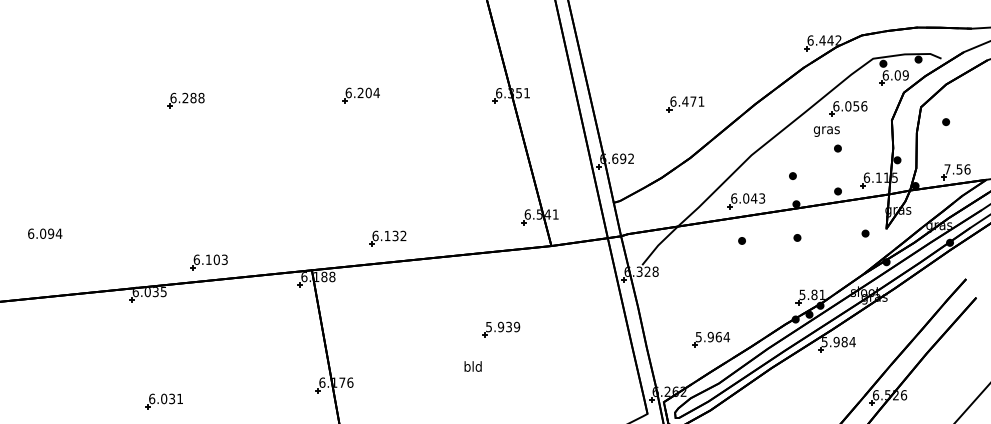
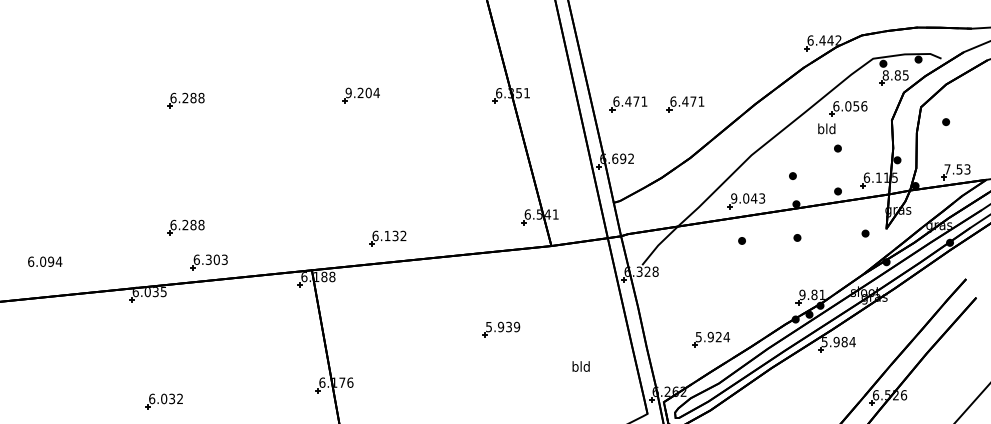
text: 6.09 -> 8.85 (895, 75)
text: 6.204 -> 9.204 (348, 92)
part: none -> present (628, 104)
text: gras -> bld (826, 129)
text: 7.56 -> 7.53 (967, 169)
text: 6.043 -> 9.043 (734, 198)
part: none -> present (185, 227)
text position: (45, 233) -> (45, 261) (45, 261)
text: 6.103 -> 6.303 (208, 259)
text: 5.81 -> 9.81 (802, 294)
text: 5.964 -> 5.924 (718, 336)
text position: (472, 366) -> (580, 366) (580, 366)
text: 6.031 -> 6.032 (179, 398)
